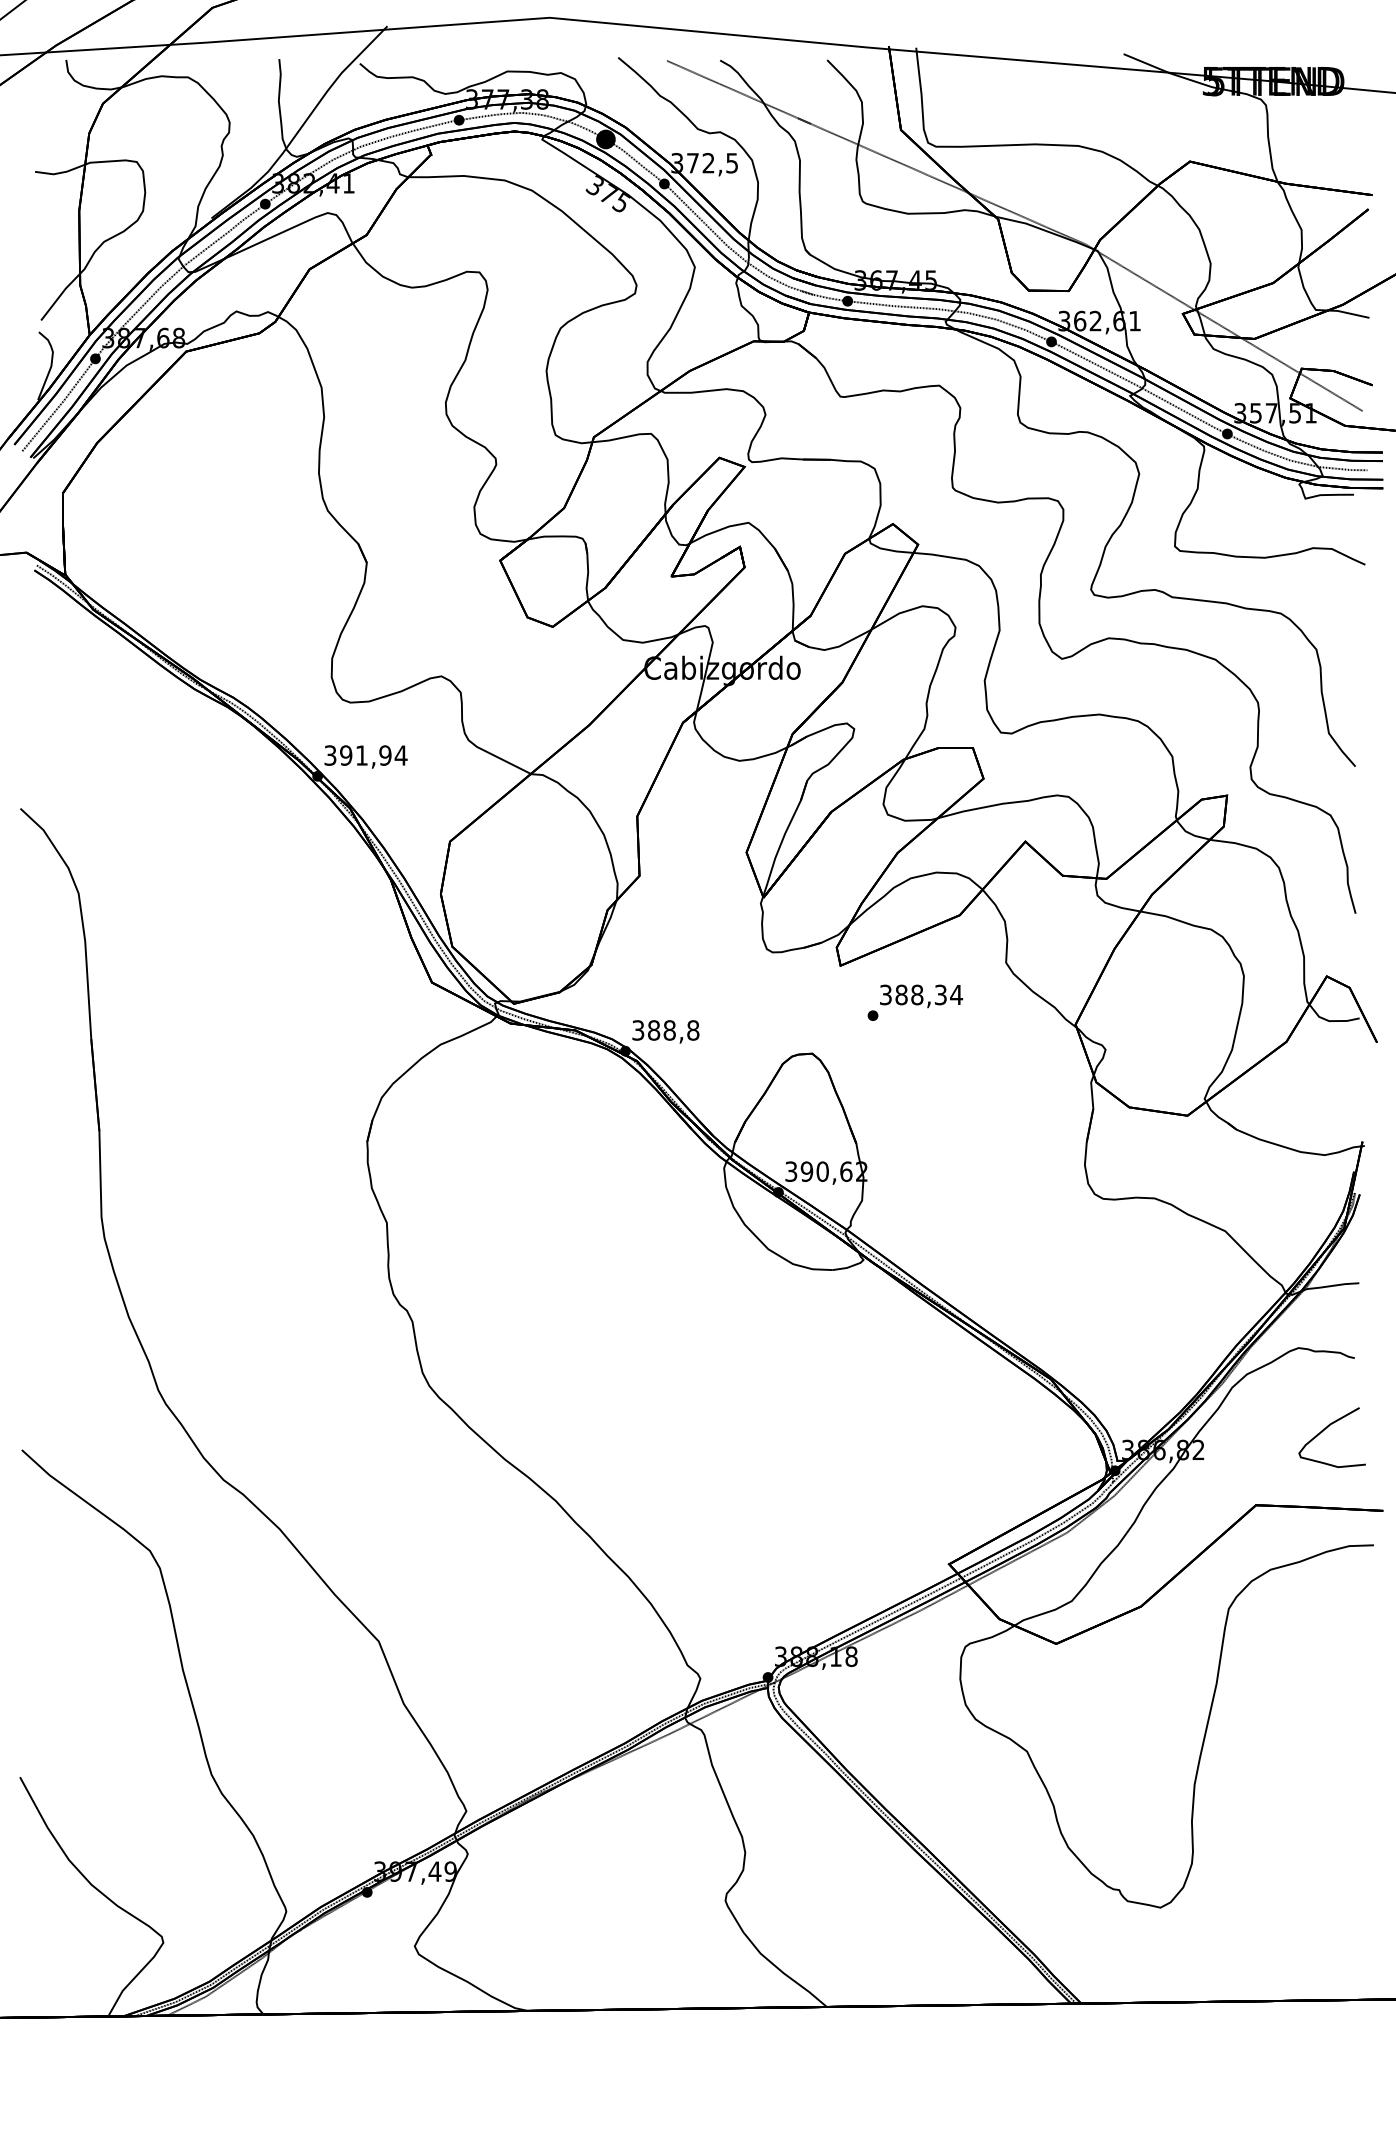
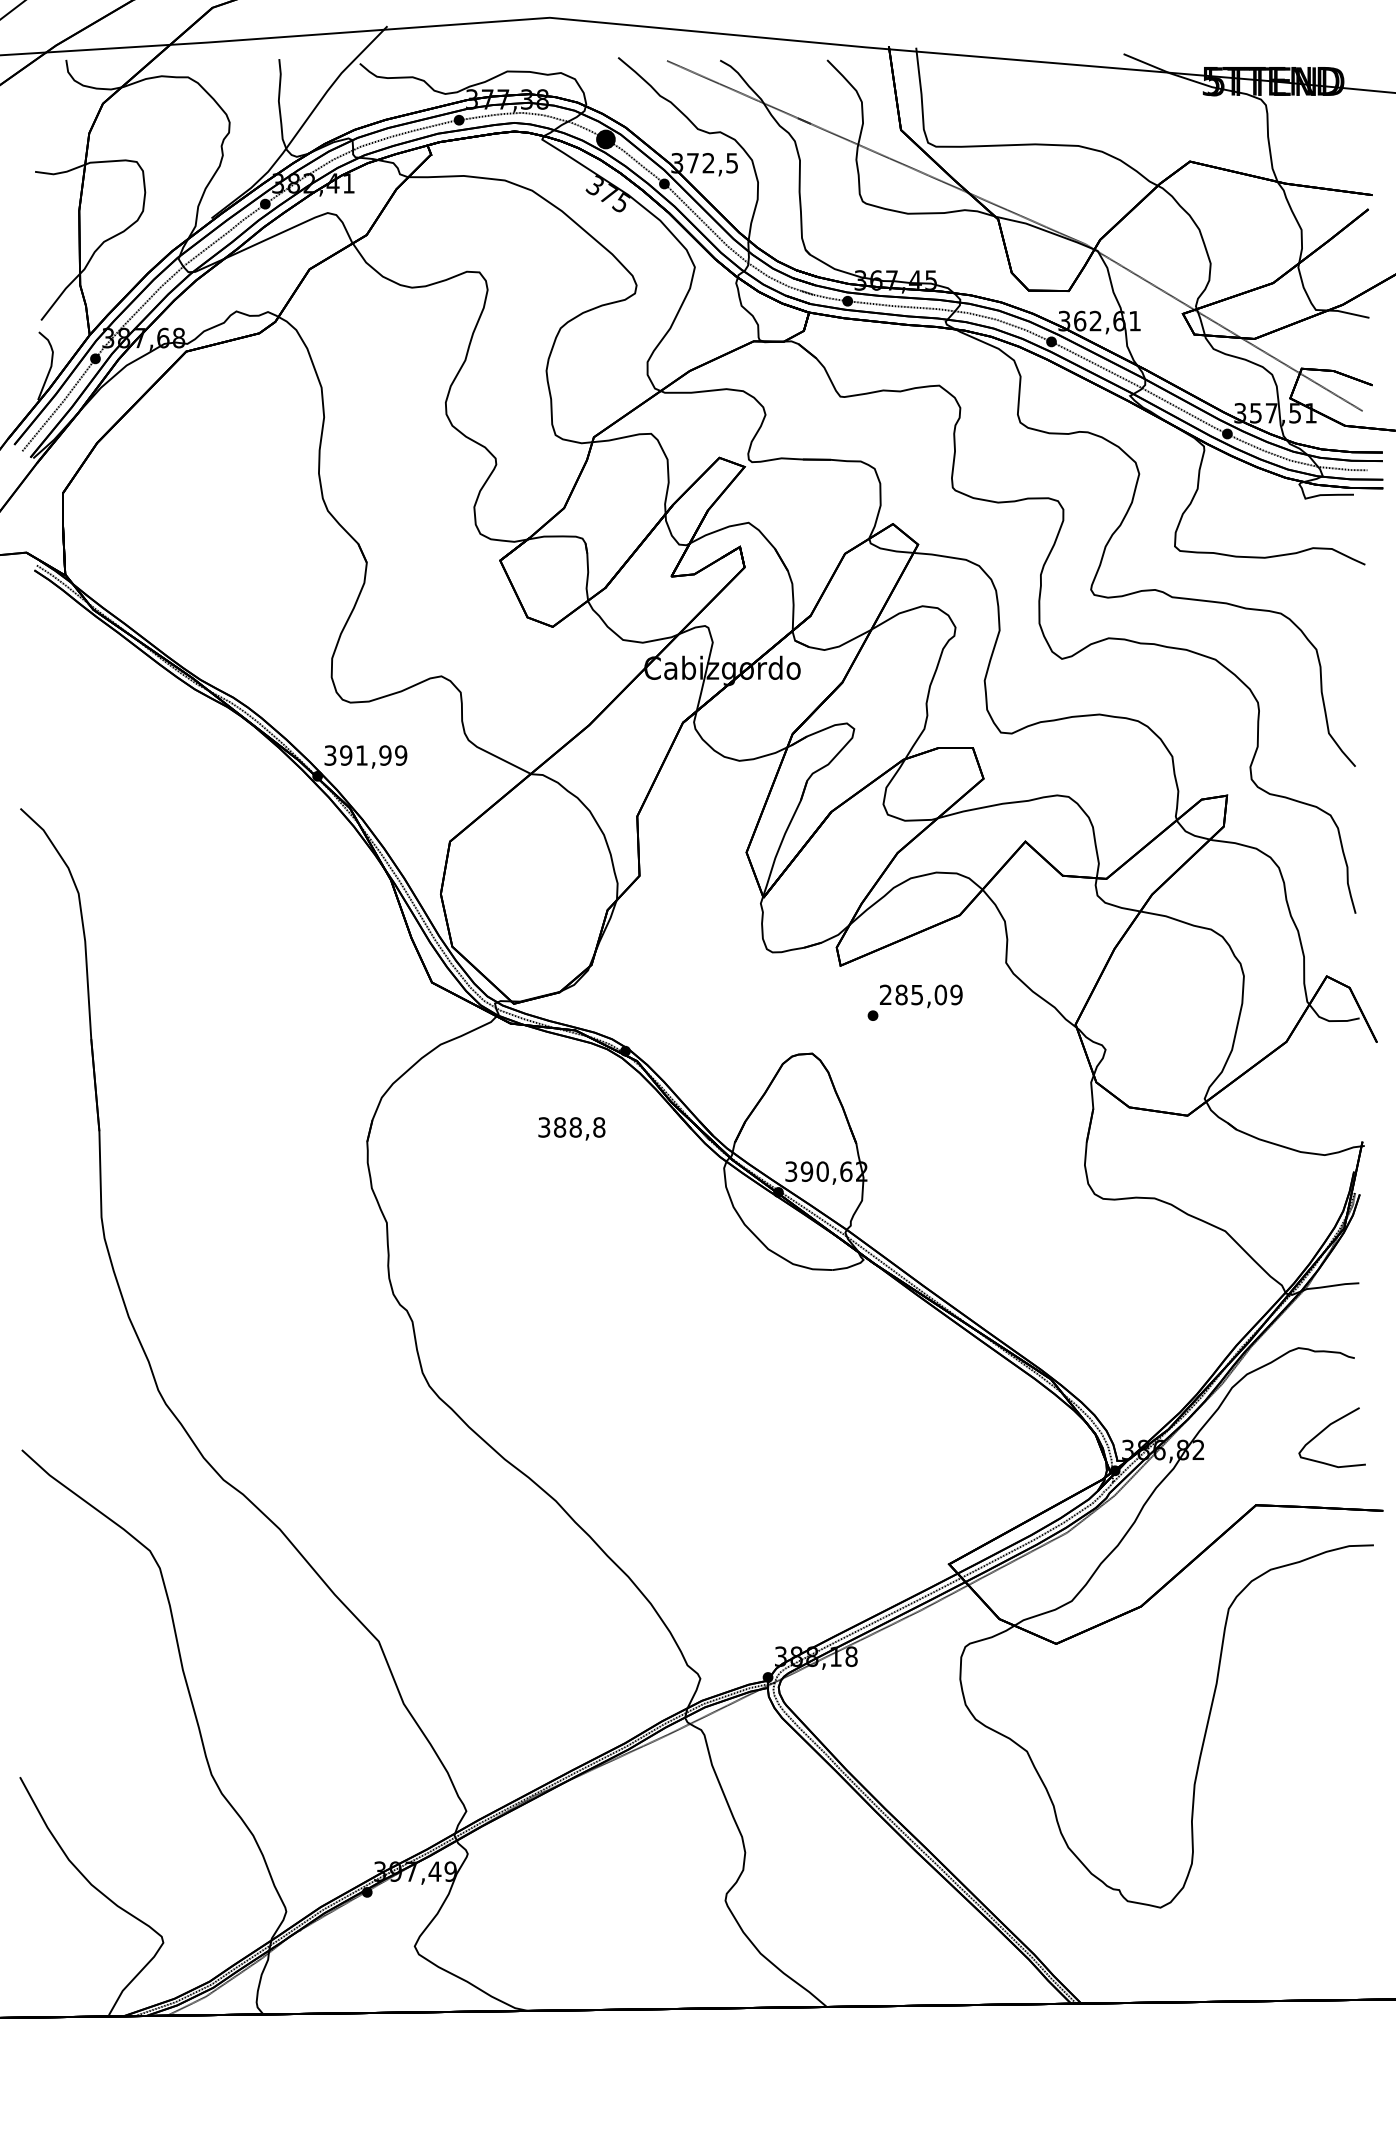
text: 391,94 -> 391,99 (400, 755)
text: 388,34 -> 285,09 (921, 994)
text position: (665, 1031) -> (571, 1128) (571, 1128)
